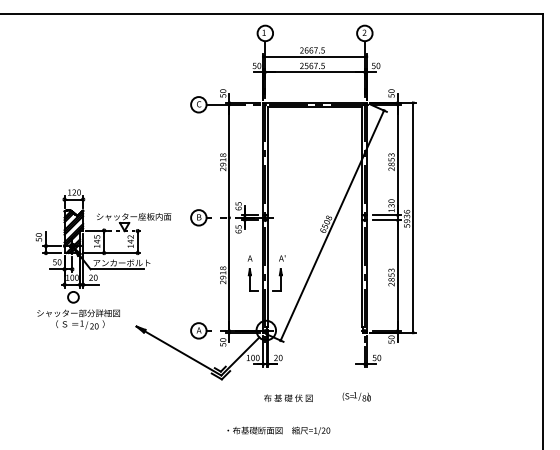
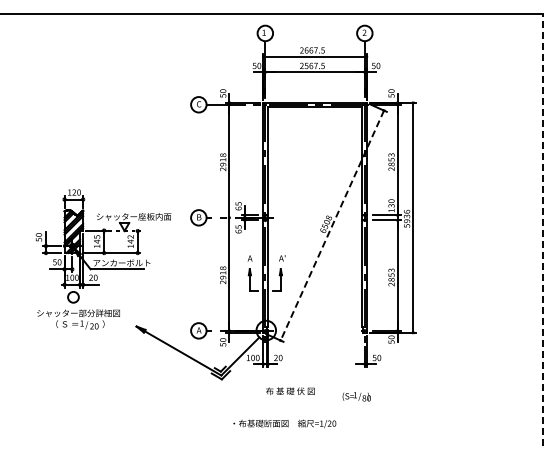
line: solid -> dashed (332, 226)
line: solid -> dashed (543, 231)
text position: (288, 397) -> (290, 390) (290, 390)
text position: (278, 430) -> (284, 423) (284, 423)
